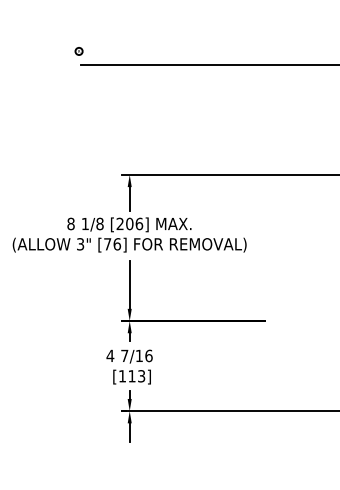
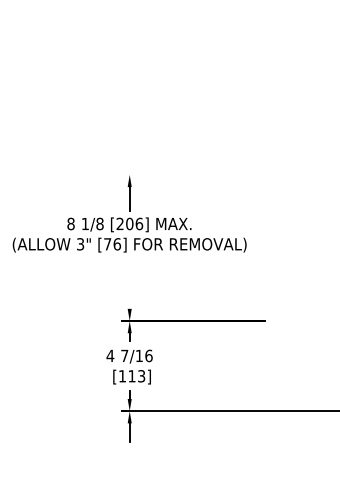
part: present -> none (78, 51)
line: present -> none (208, 65)
line: present -> none (228, 174)
line: present -> none (129, 284)
